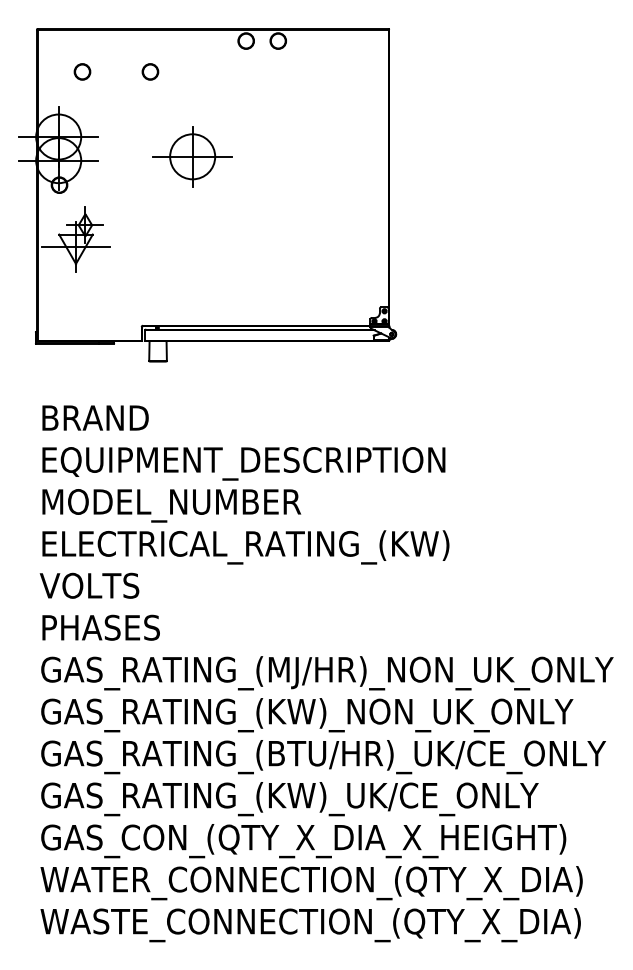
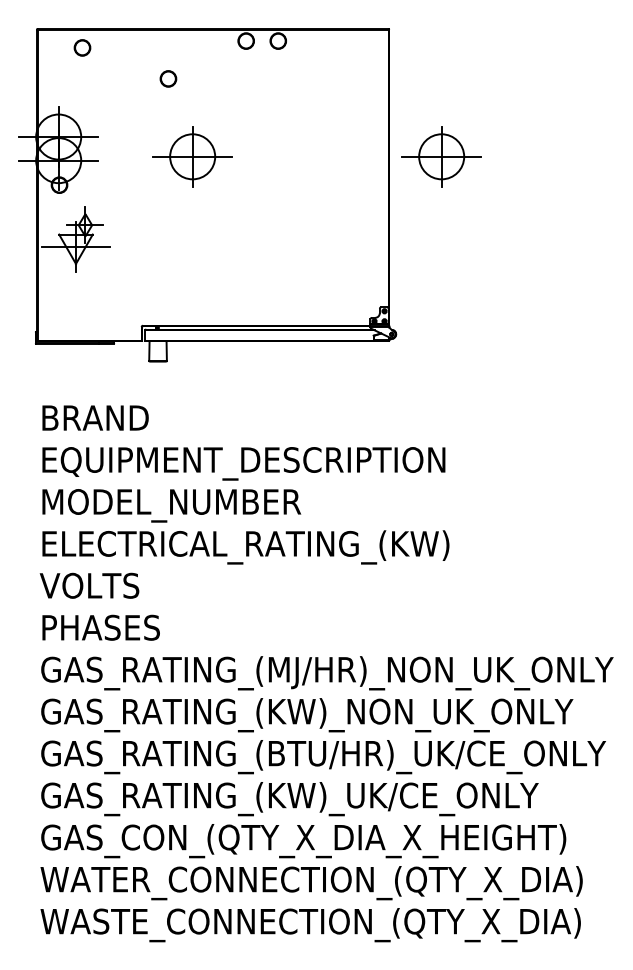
part position: (82, 71) -> (82, 47) (82, 47)
part position: (150, 71) -> (168, 78) (168, 78)
part: none -> present (441, 156)
